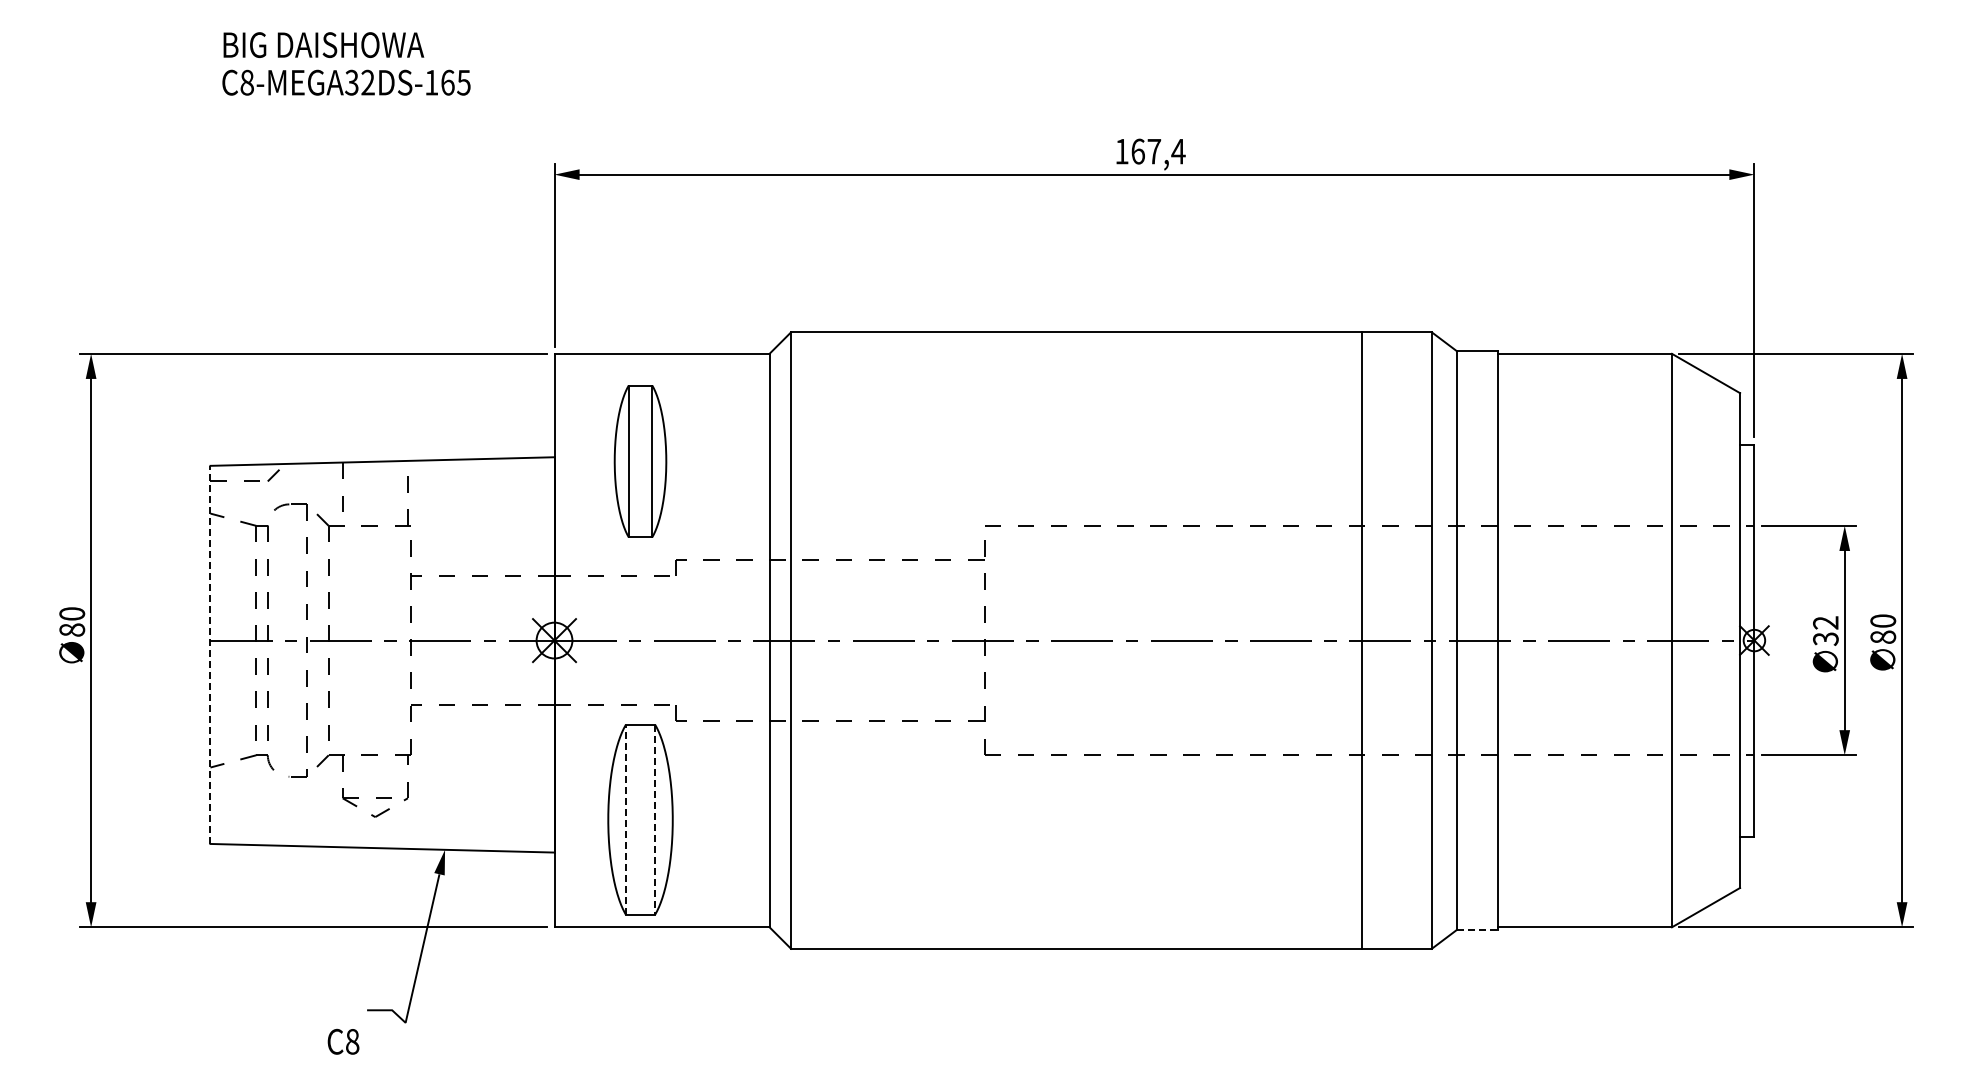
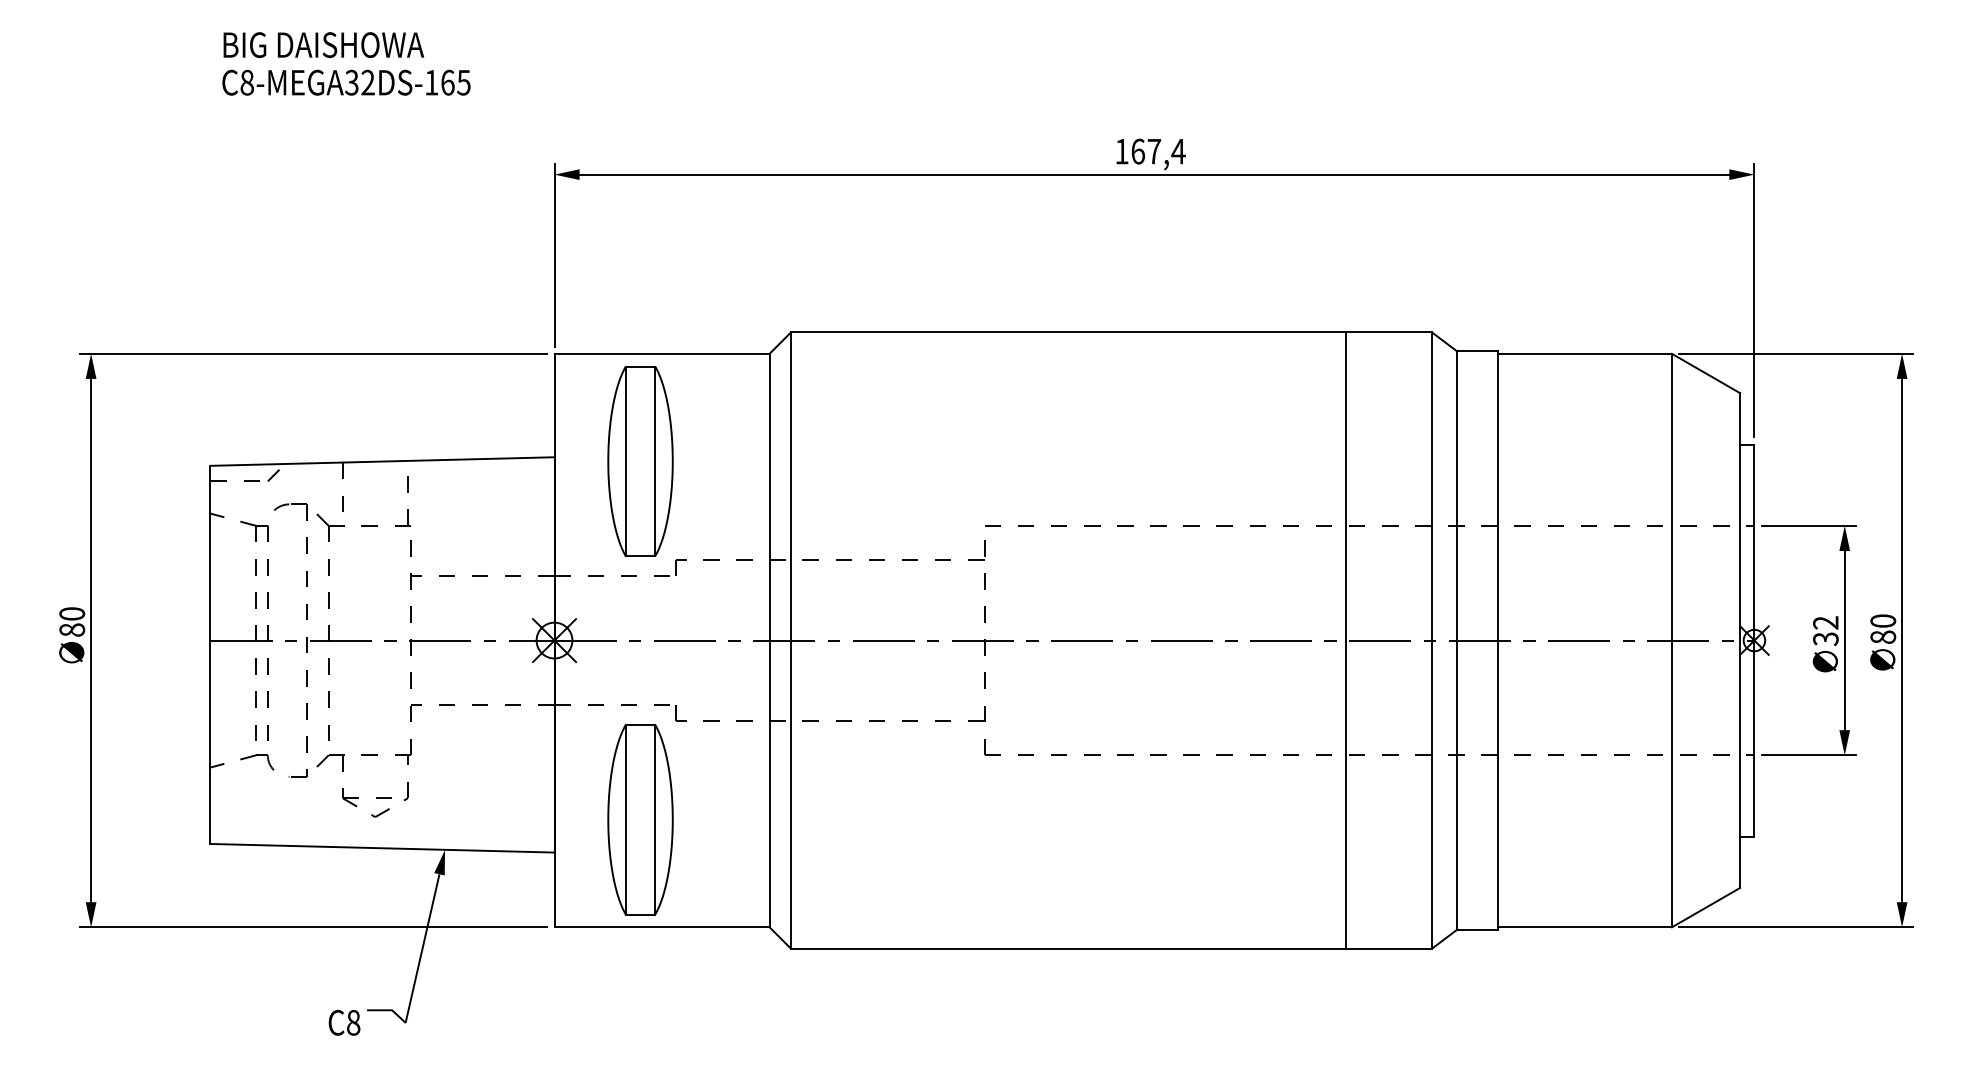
part size: 55x153 px -> 67x191 px (640, 461)
line position: (1361, 640) -> (1345, 640) (1345, 640)
line: dashed -> solid (210, 654)
line: dashed -> solid (625, 819)
line: dashed -> solid (655, 819)
line: dashed -> solid (1477, 929)
text position: (343, 1041) -> (344, 1022) (344, 1022)
